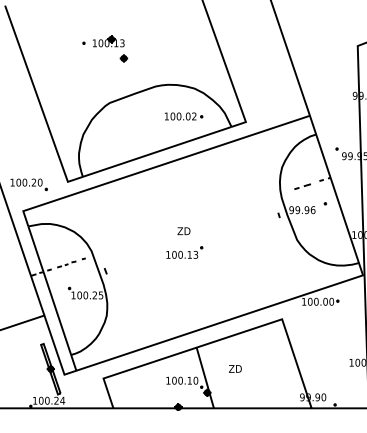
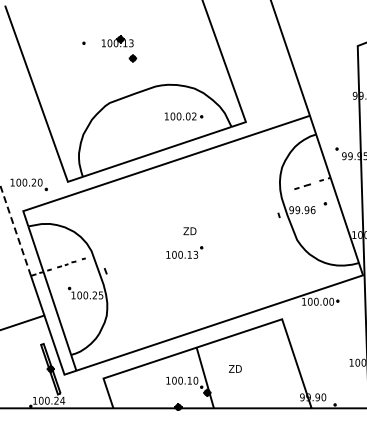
part position: (110, 48) -> (119, 48) (119, 48)
line: solid -> dashed (15, 230)
text position: (183, 231) -> (189, 231) (189, 231)
